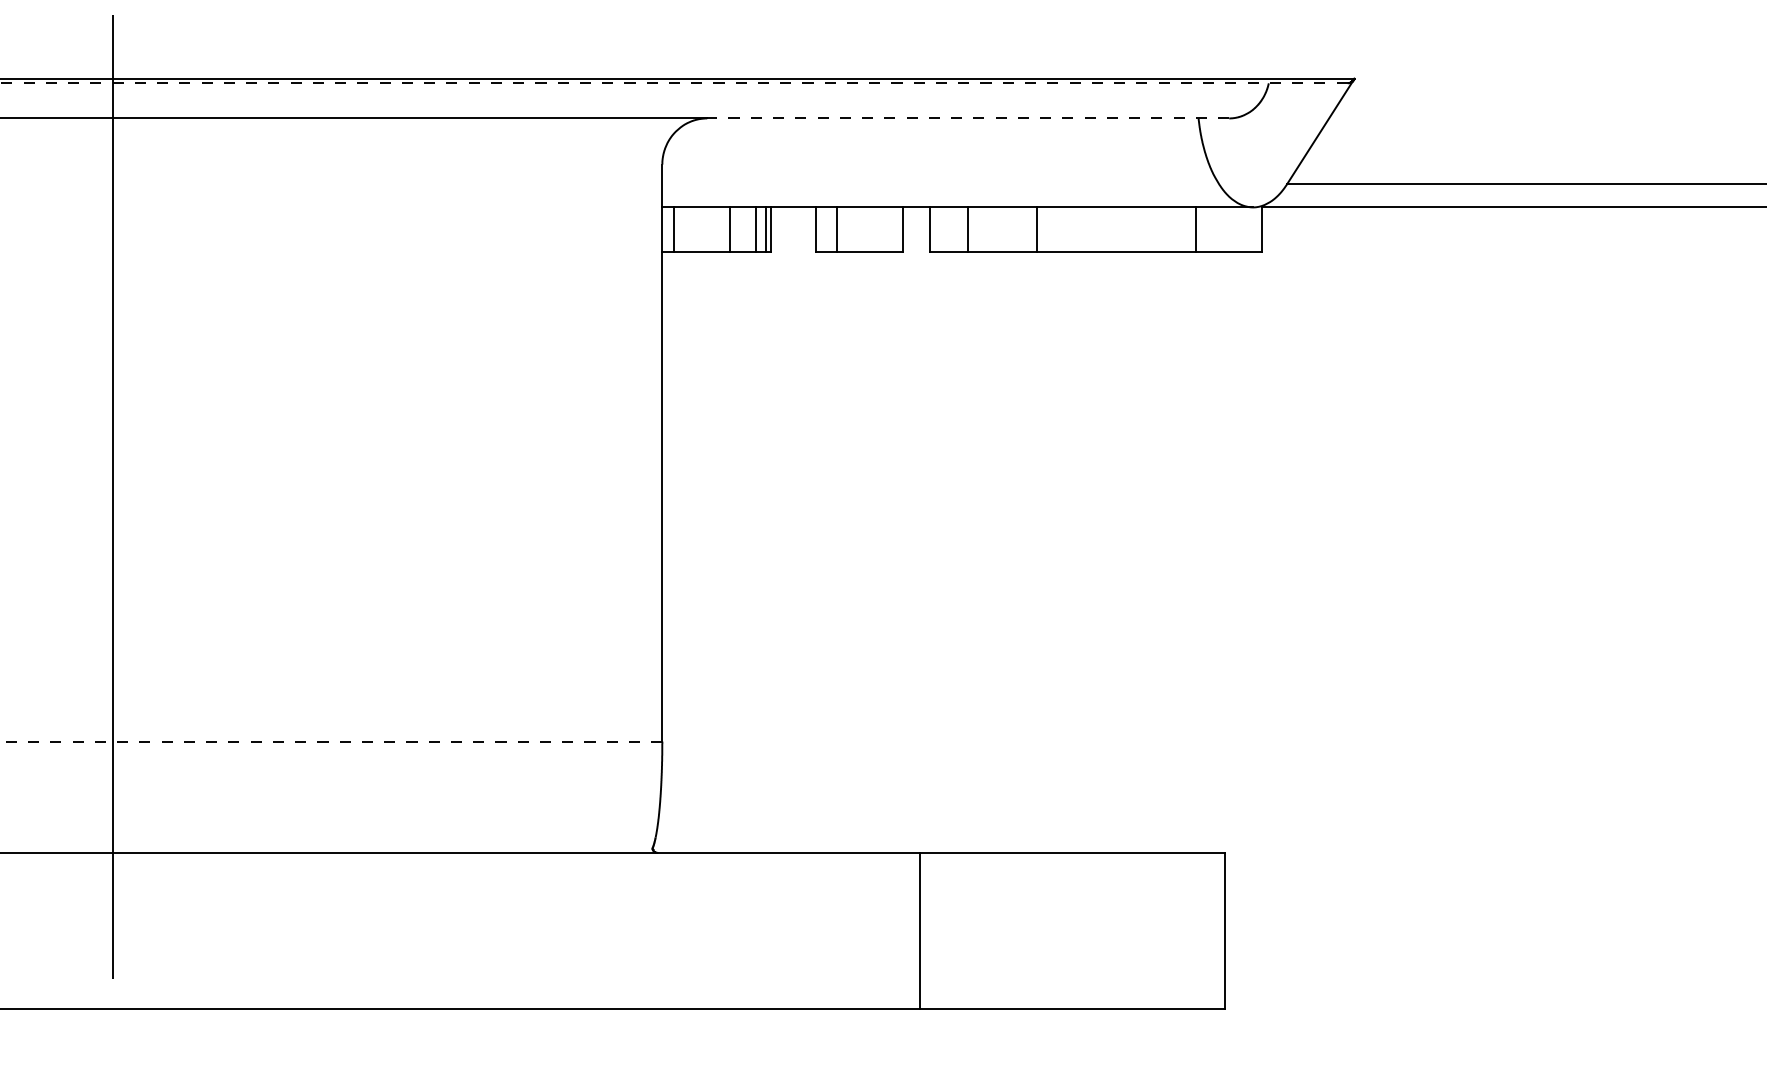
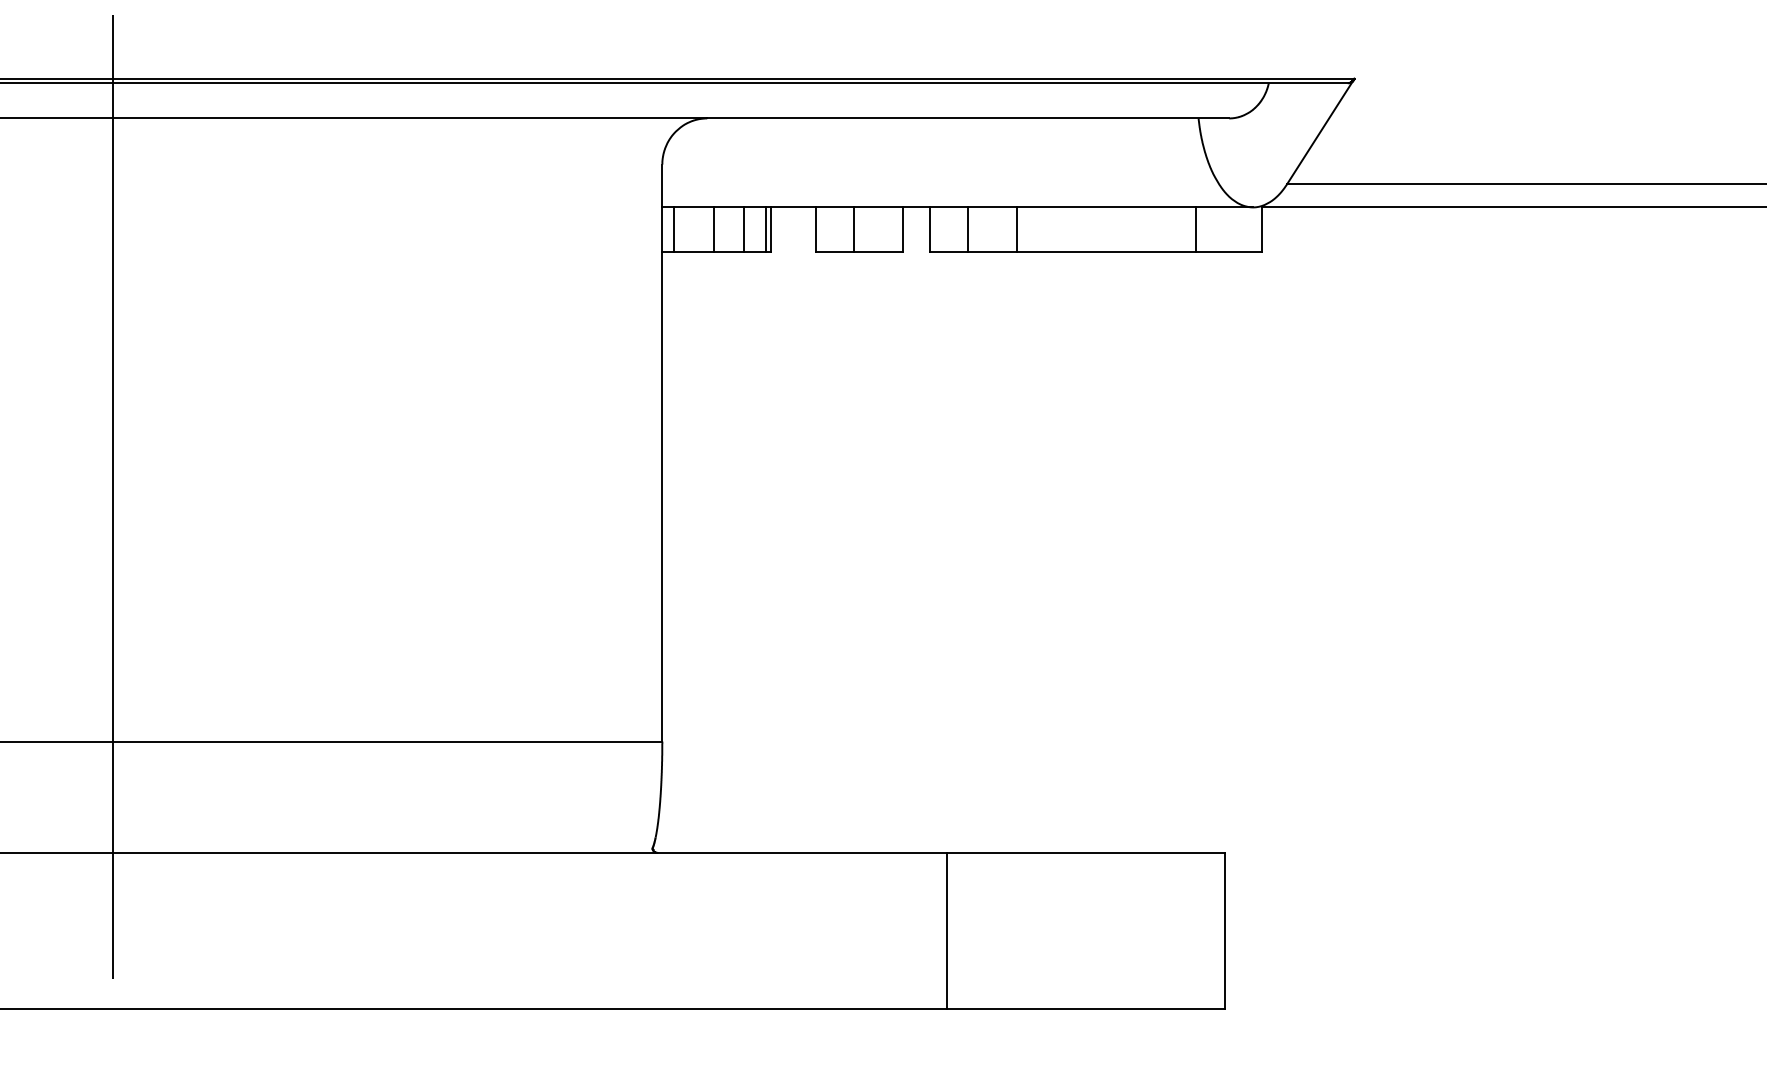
line: dashed -> solid (673, 83)
line: dashed -> solid (968, 118)
line position: (730, 229) -> (714, 229) (714, 229)
line position: (756, 229) -> (744, 229) (744, 229)
line position: (836, 229) -> (853, 229) (853, 229)
line position: (1036, 229) -> (1016, 229) (1016, 229)
line: dashed -> solid (331, 741)
line position: (920, 930) -> (947, 930) (947, 930)
